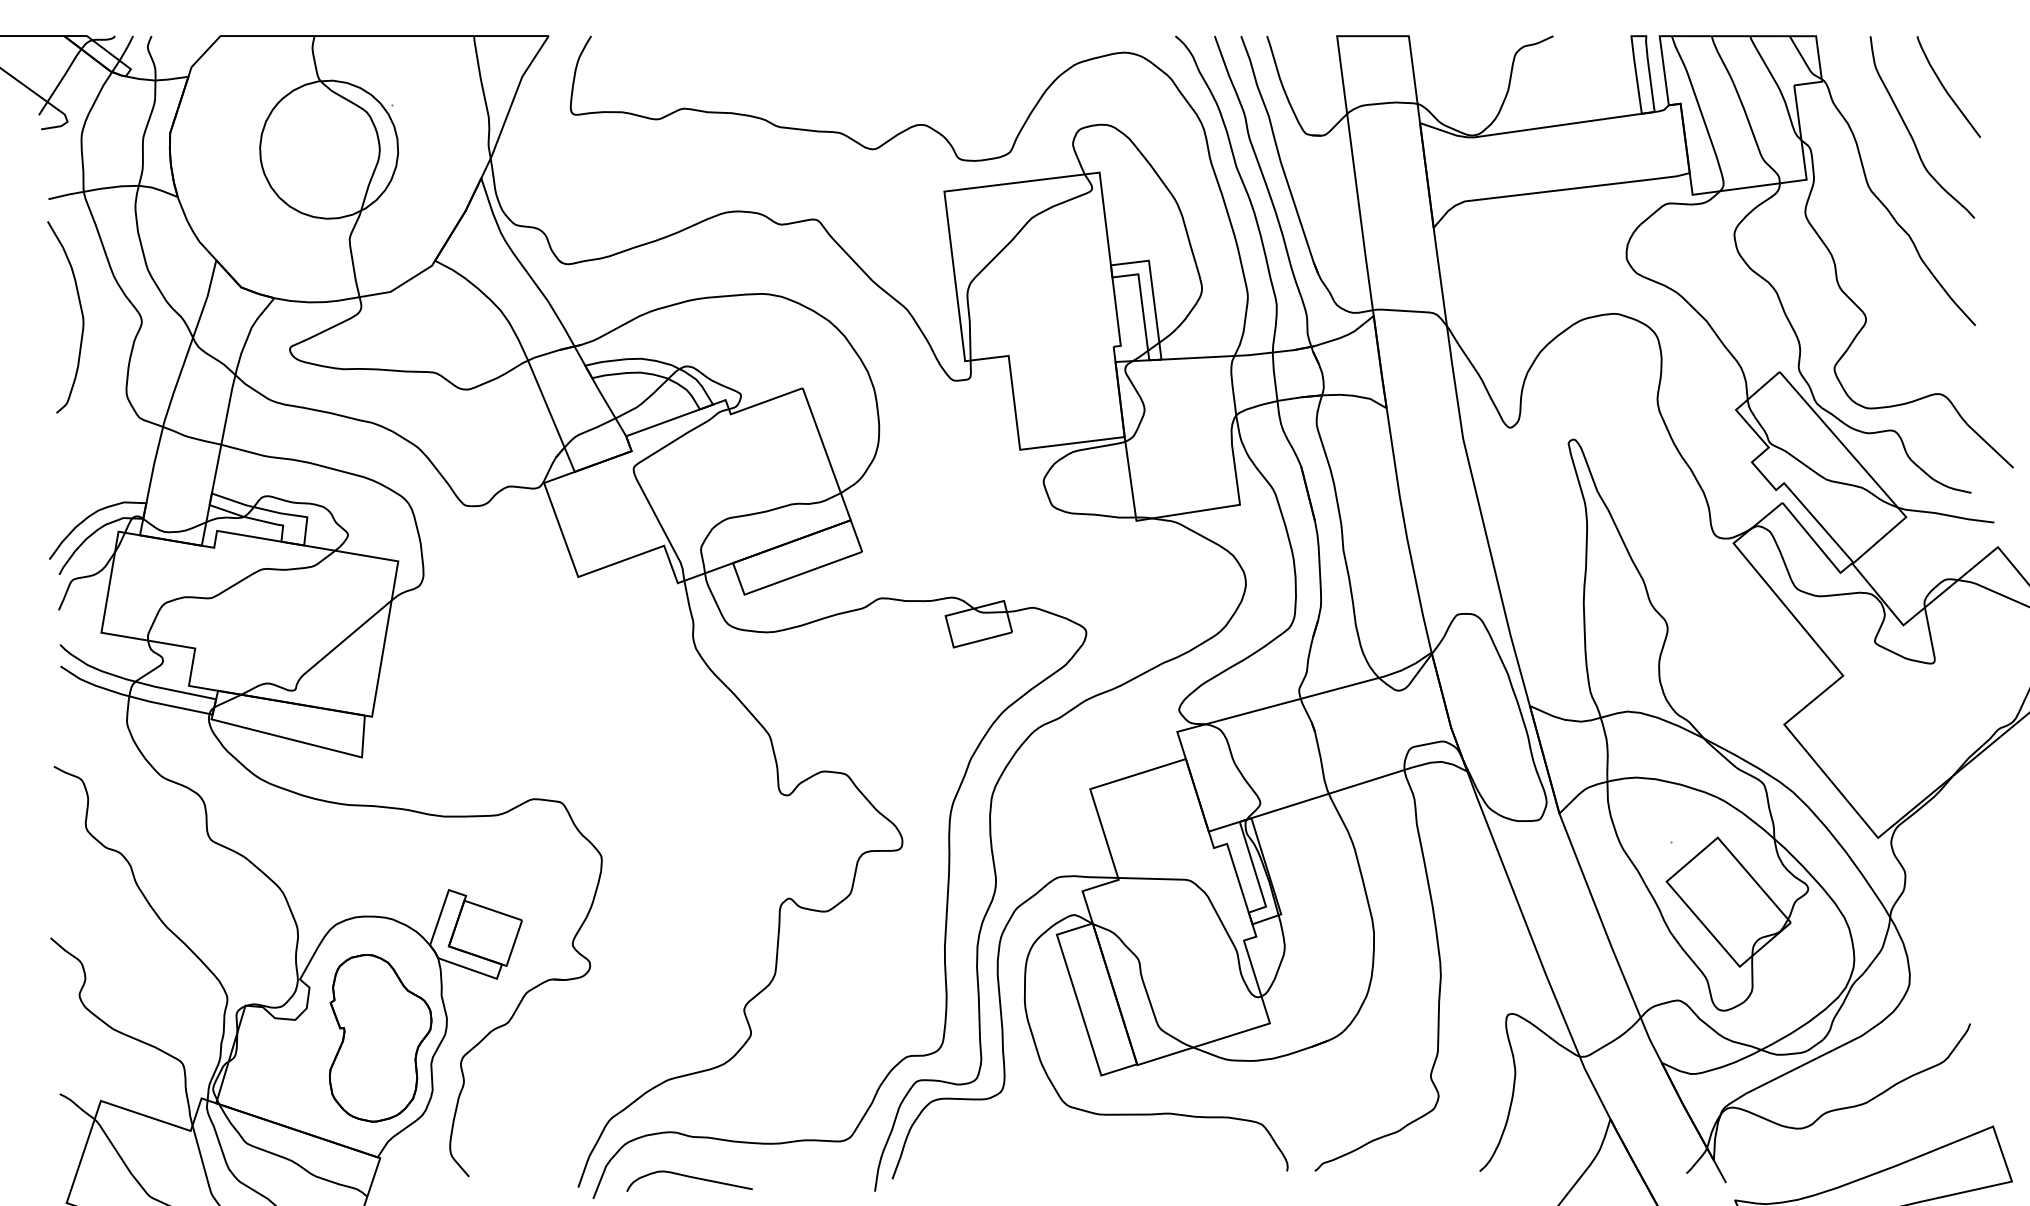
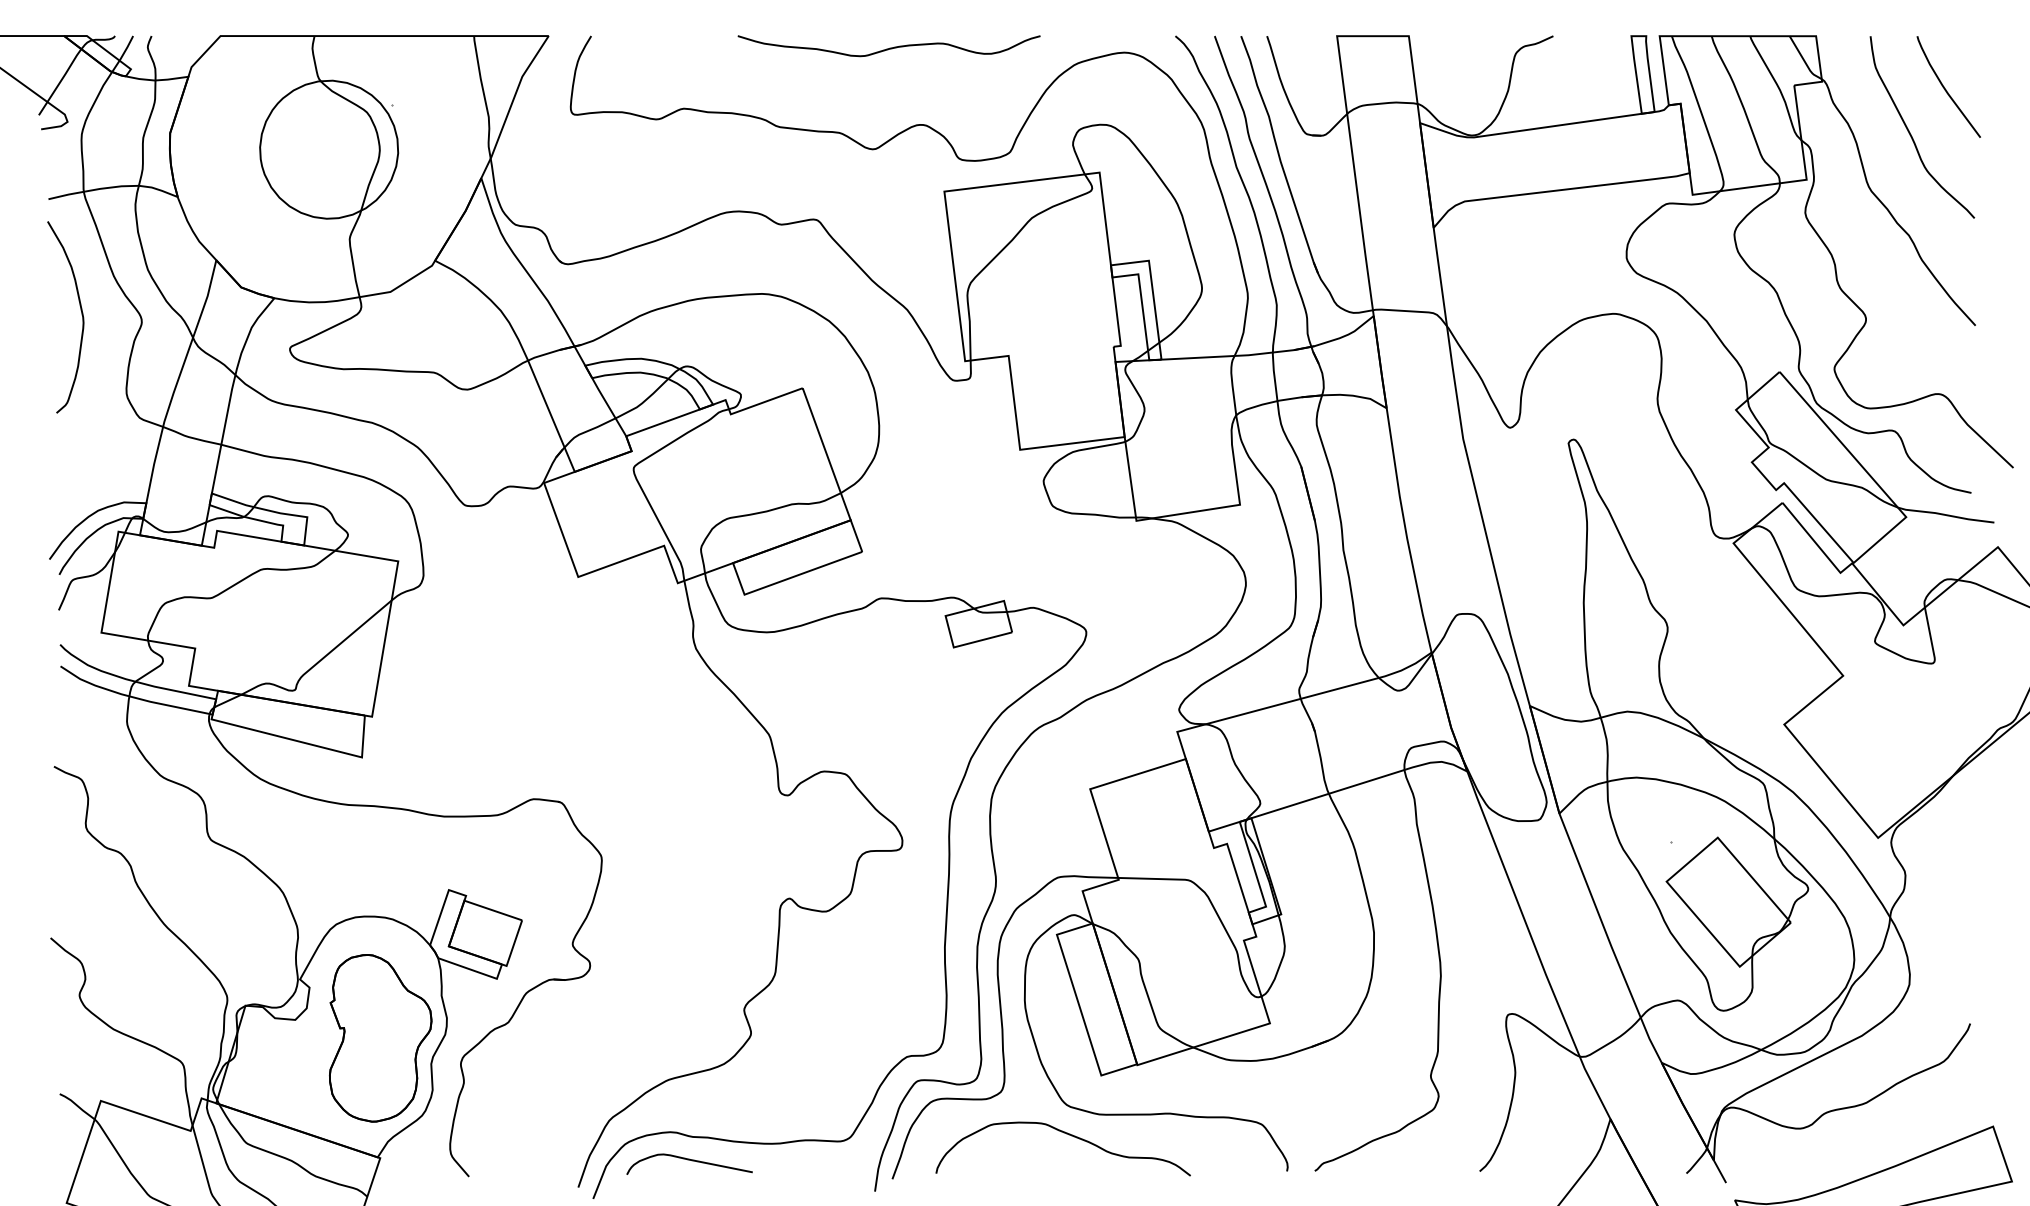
curve: none -> present (889, 47)
curve: none -> present (1066, 1134)
curve position: (689, 1177) -> (689, 1160) (689, 1160)
